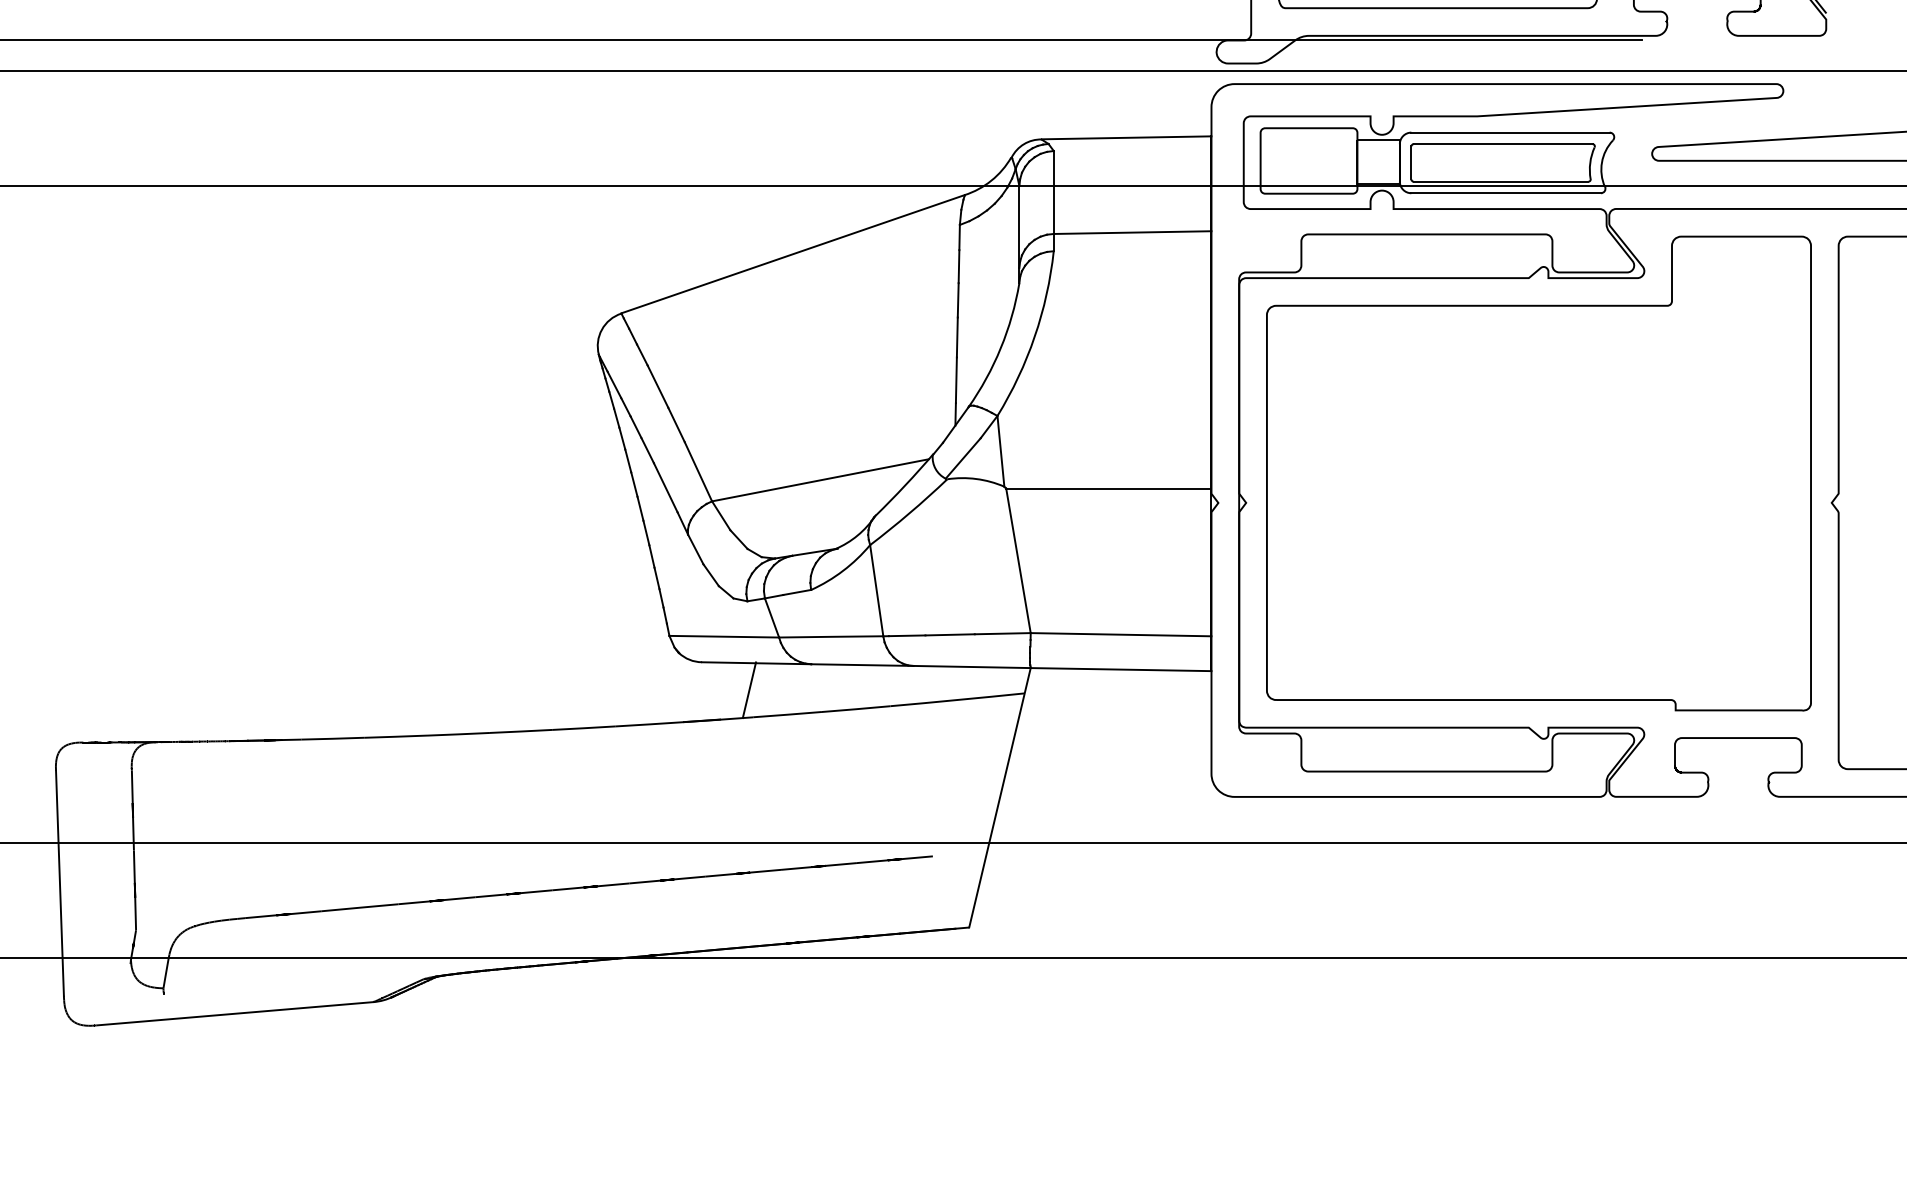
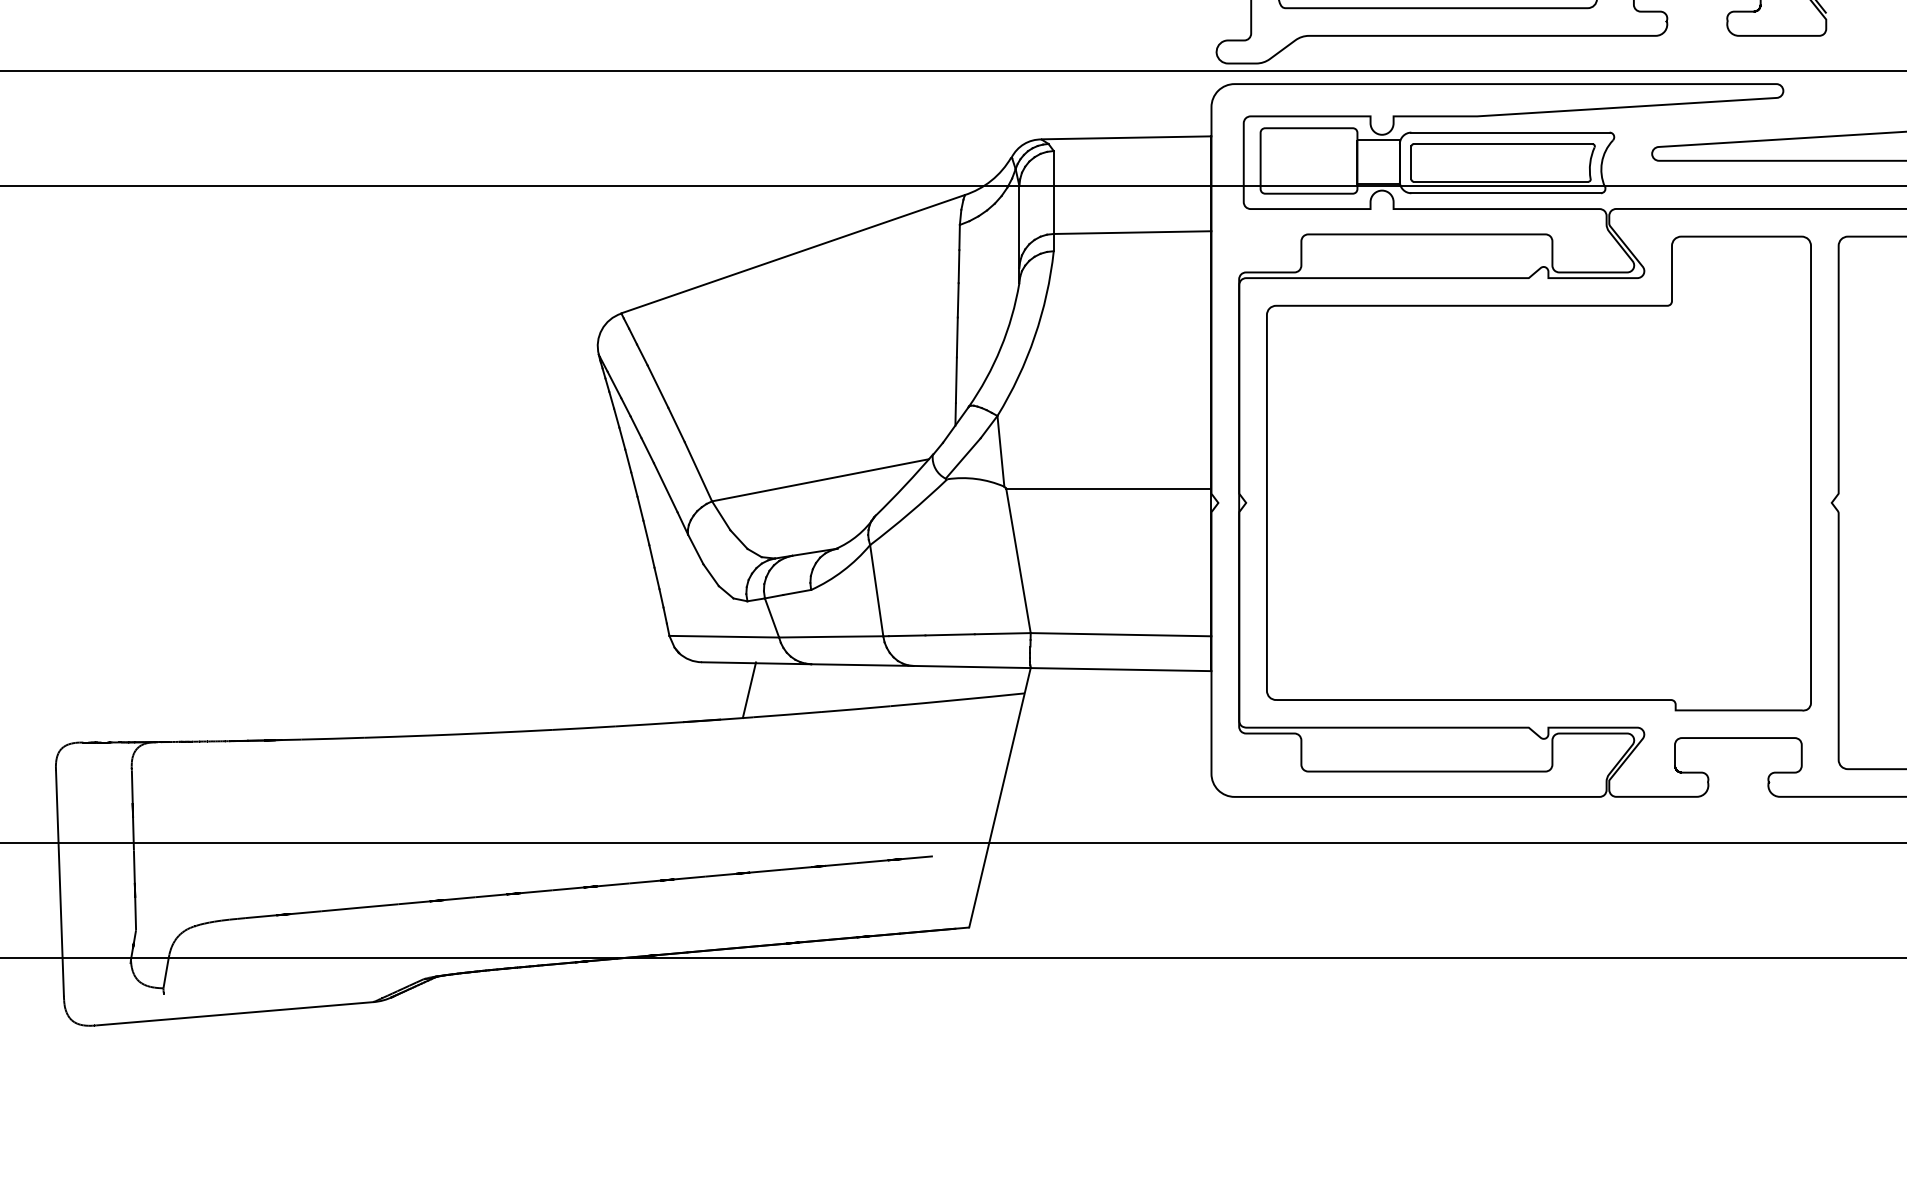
line: present -> none (822, 40)
